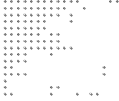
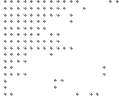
part position: (54, 90) -> (58, 83) (58, 83)
